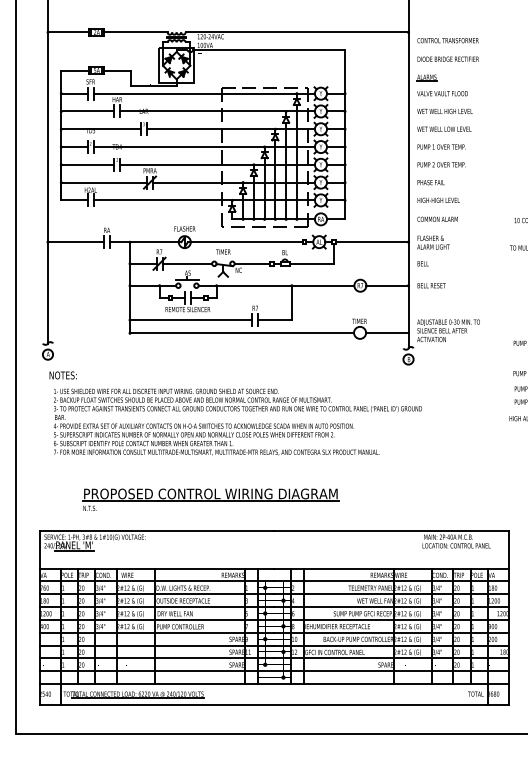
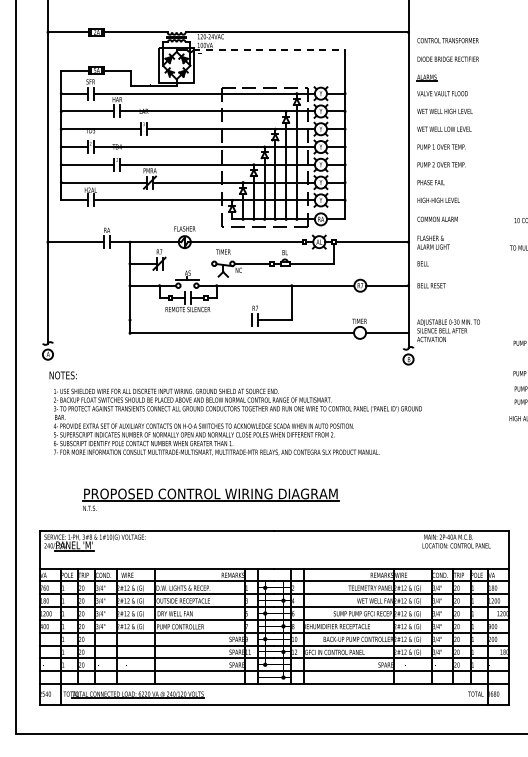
line: solid -> dashed (269, 50)
line: present -> none (187, 263)
line: present -> none (191, 320)
